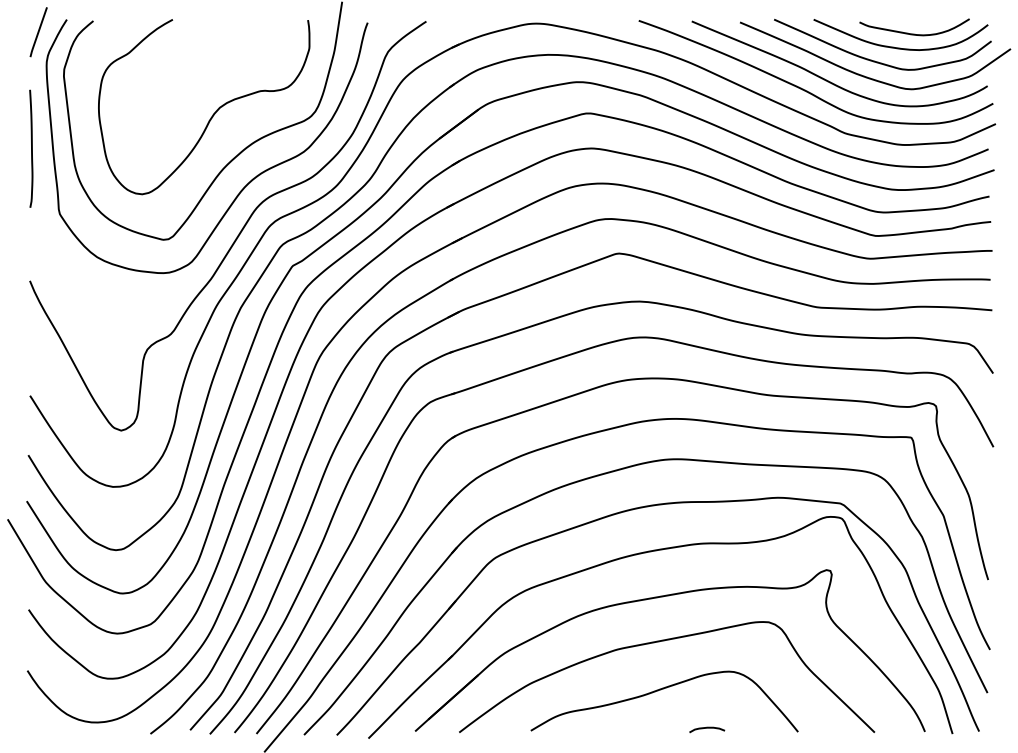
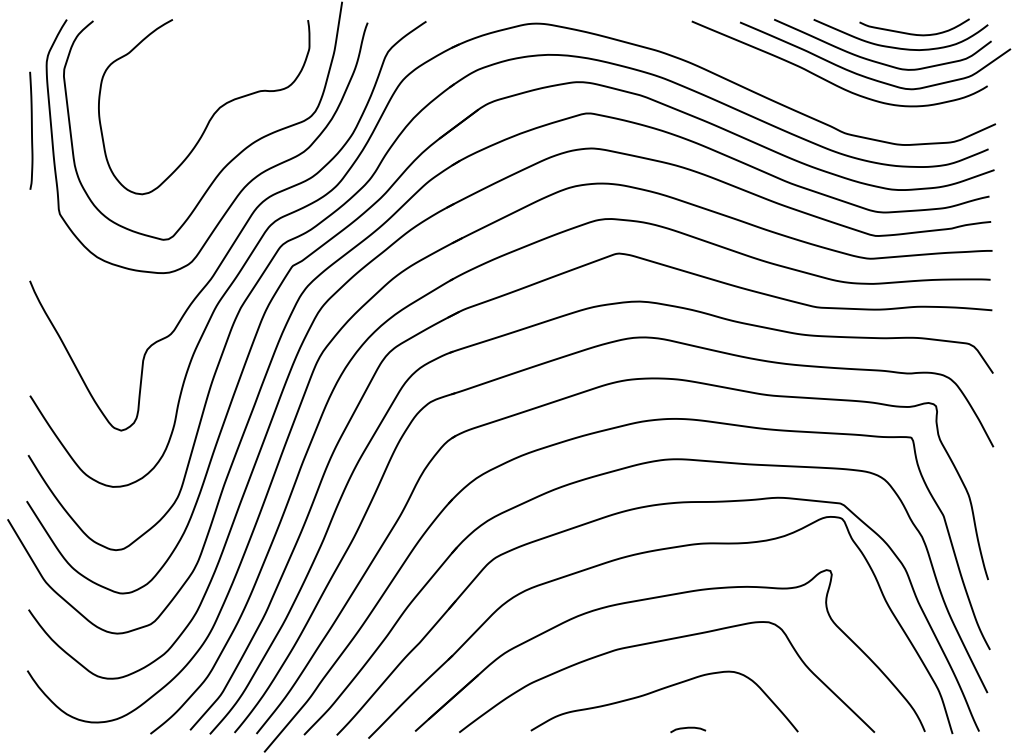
line: present -> none (38, 32)
curve: present -> none (807, 90)
curve position: (31, 148) -> (31, 130) (31, 130)
curve position: (707, 728) -> (688, 728) (688, 728)
